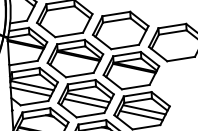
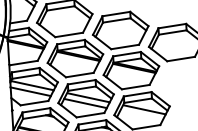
line: present -> none (141, 115)
